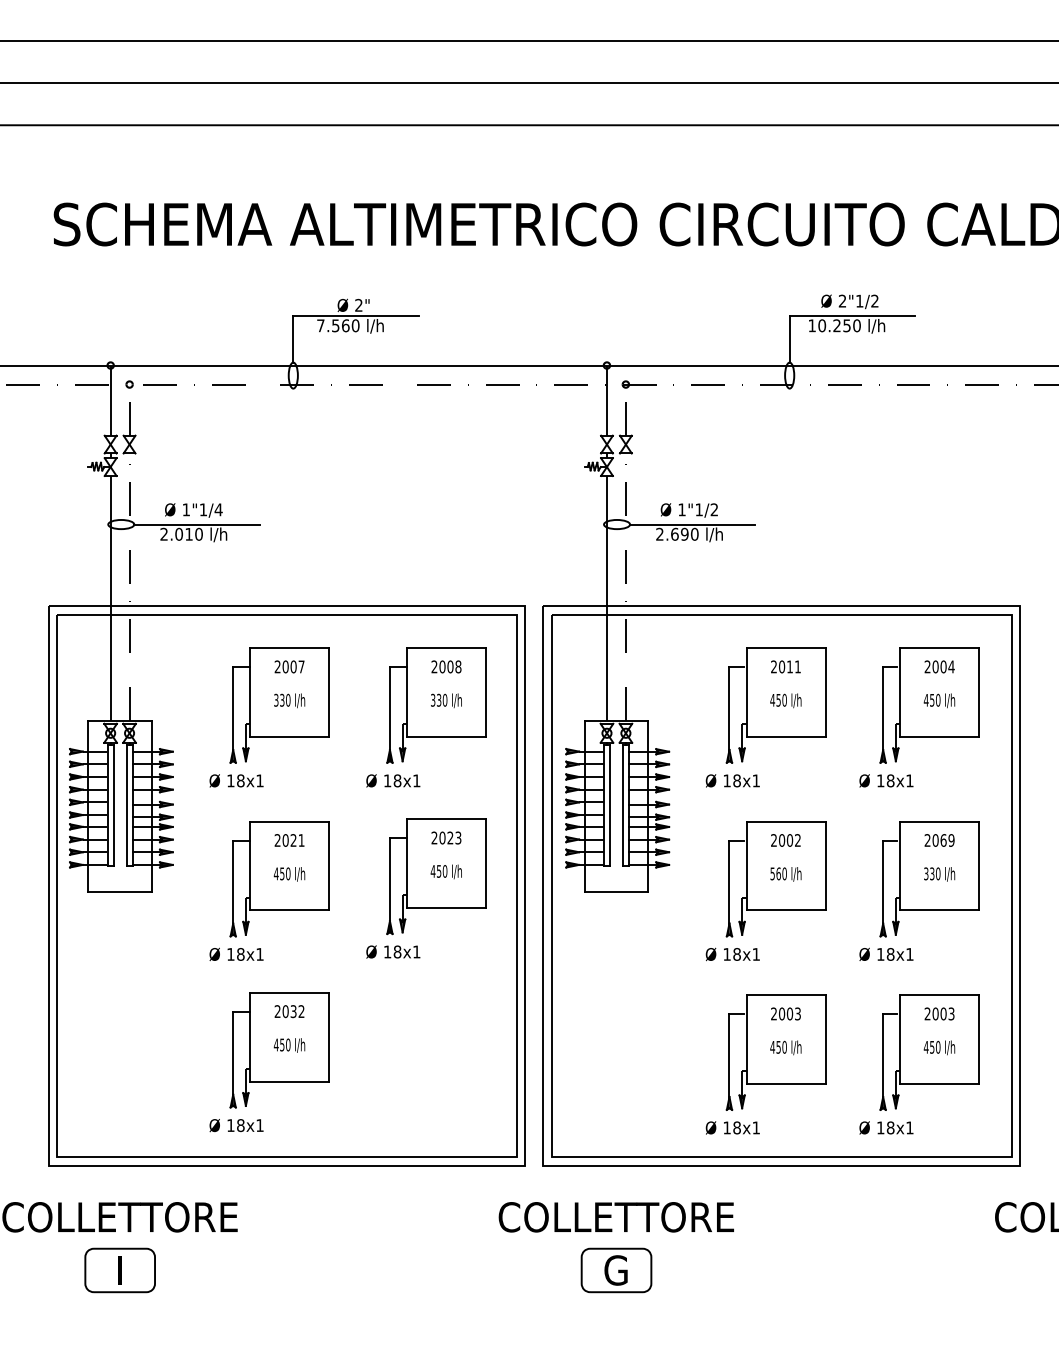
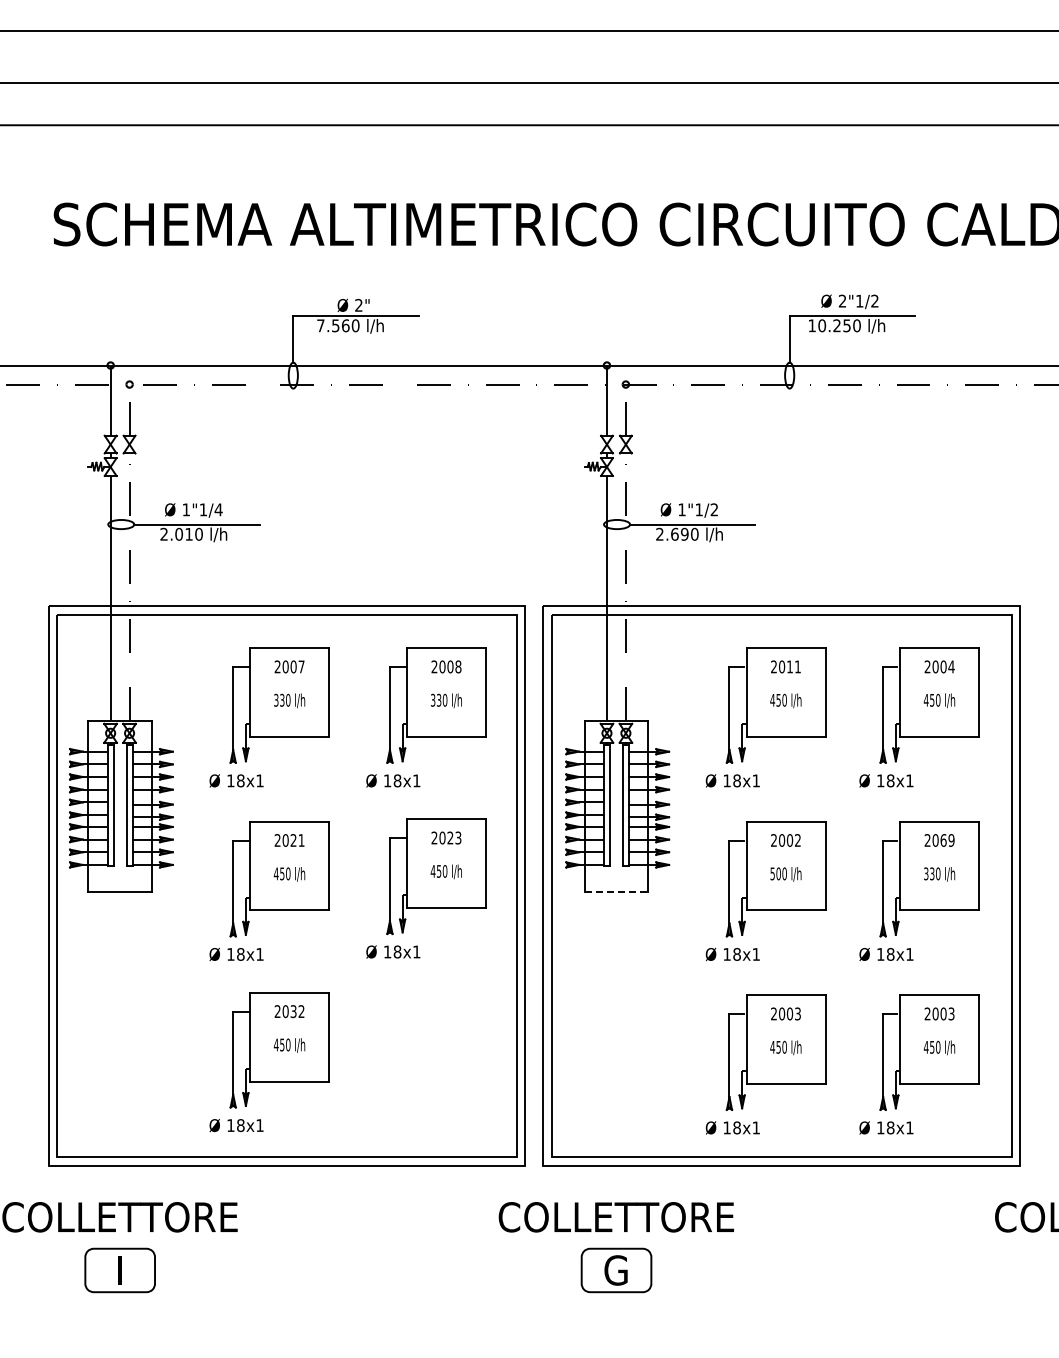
line position: (528, 40) -> (528, 30) (528, 30)
text: 560 -> 500 (778, 873)
line: solid -> dashed (616, 892)
